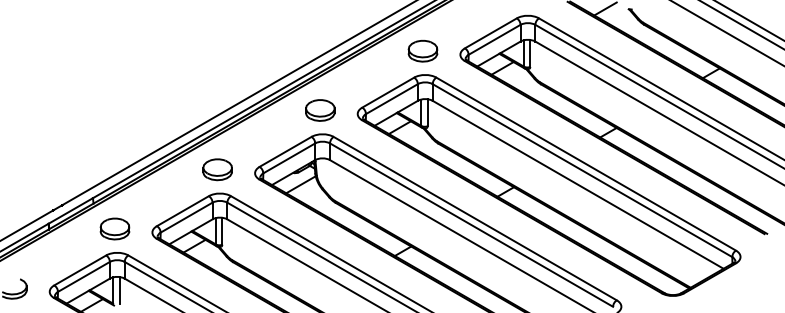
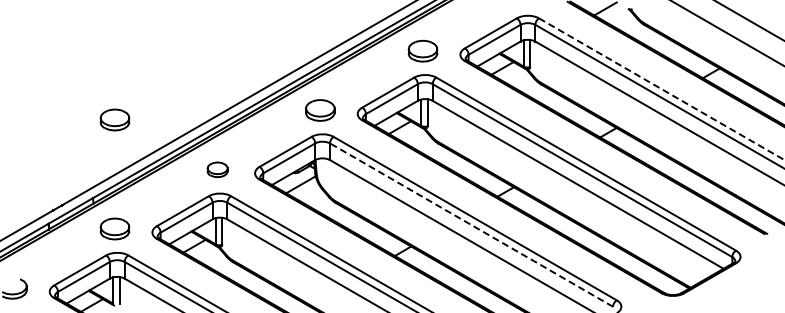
line: present -> none (741, 25)
line: solid -> dashed (662, 89)
part: none -> present (114, 119)
part size: 31x24 px -> 23x17 px (217, 169)
line: solid -> dashed (471, 224)
